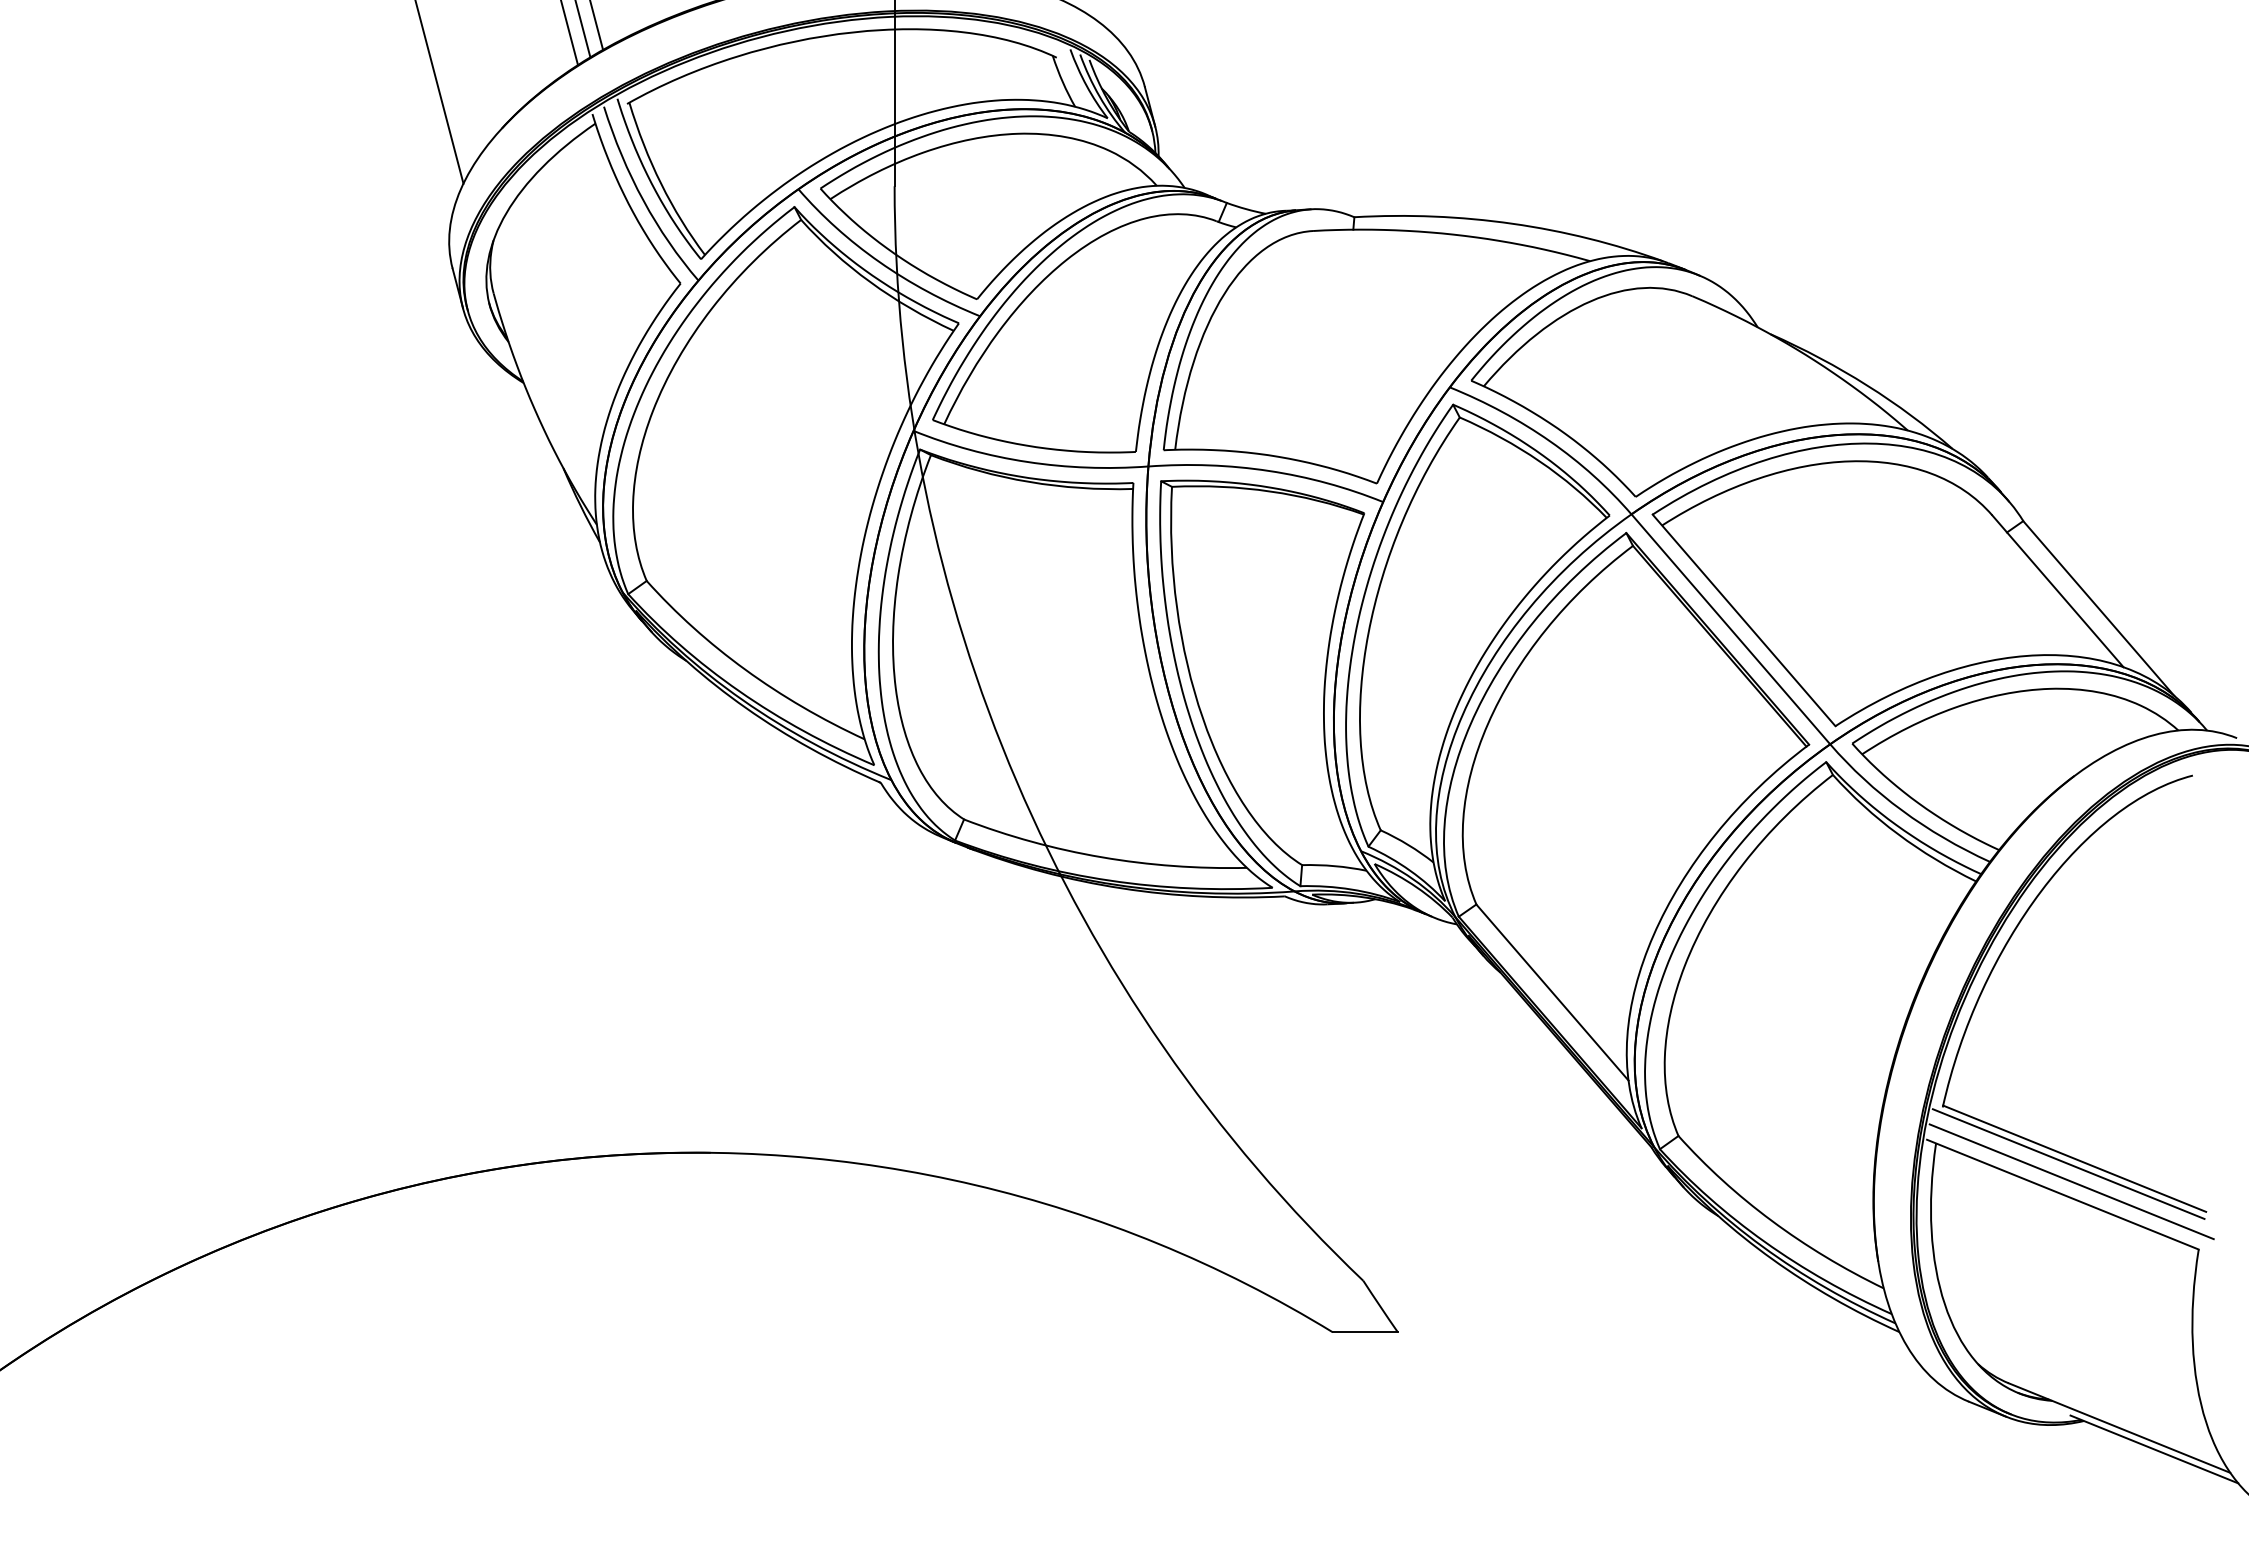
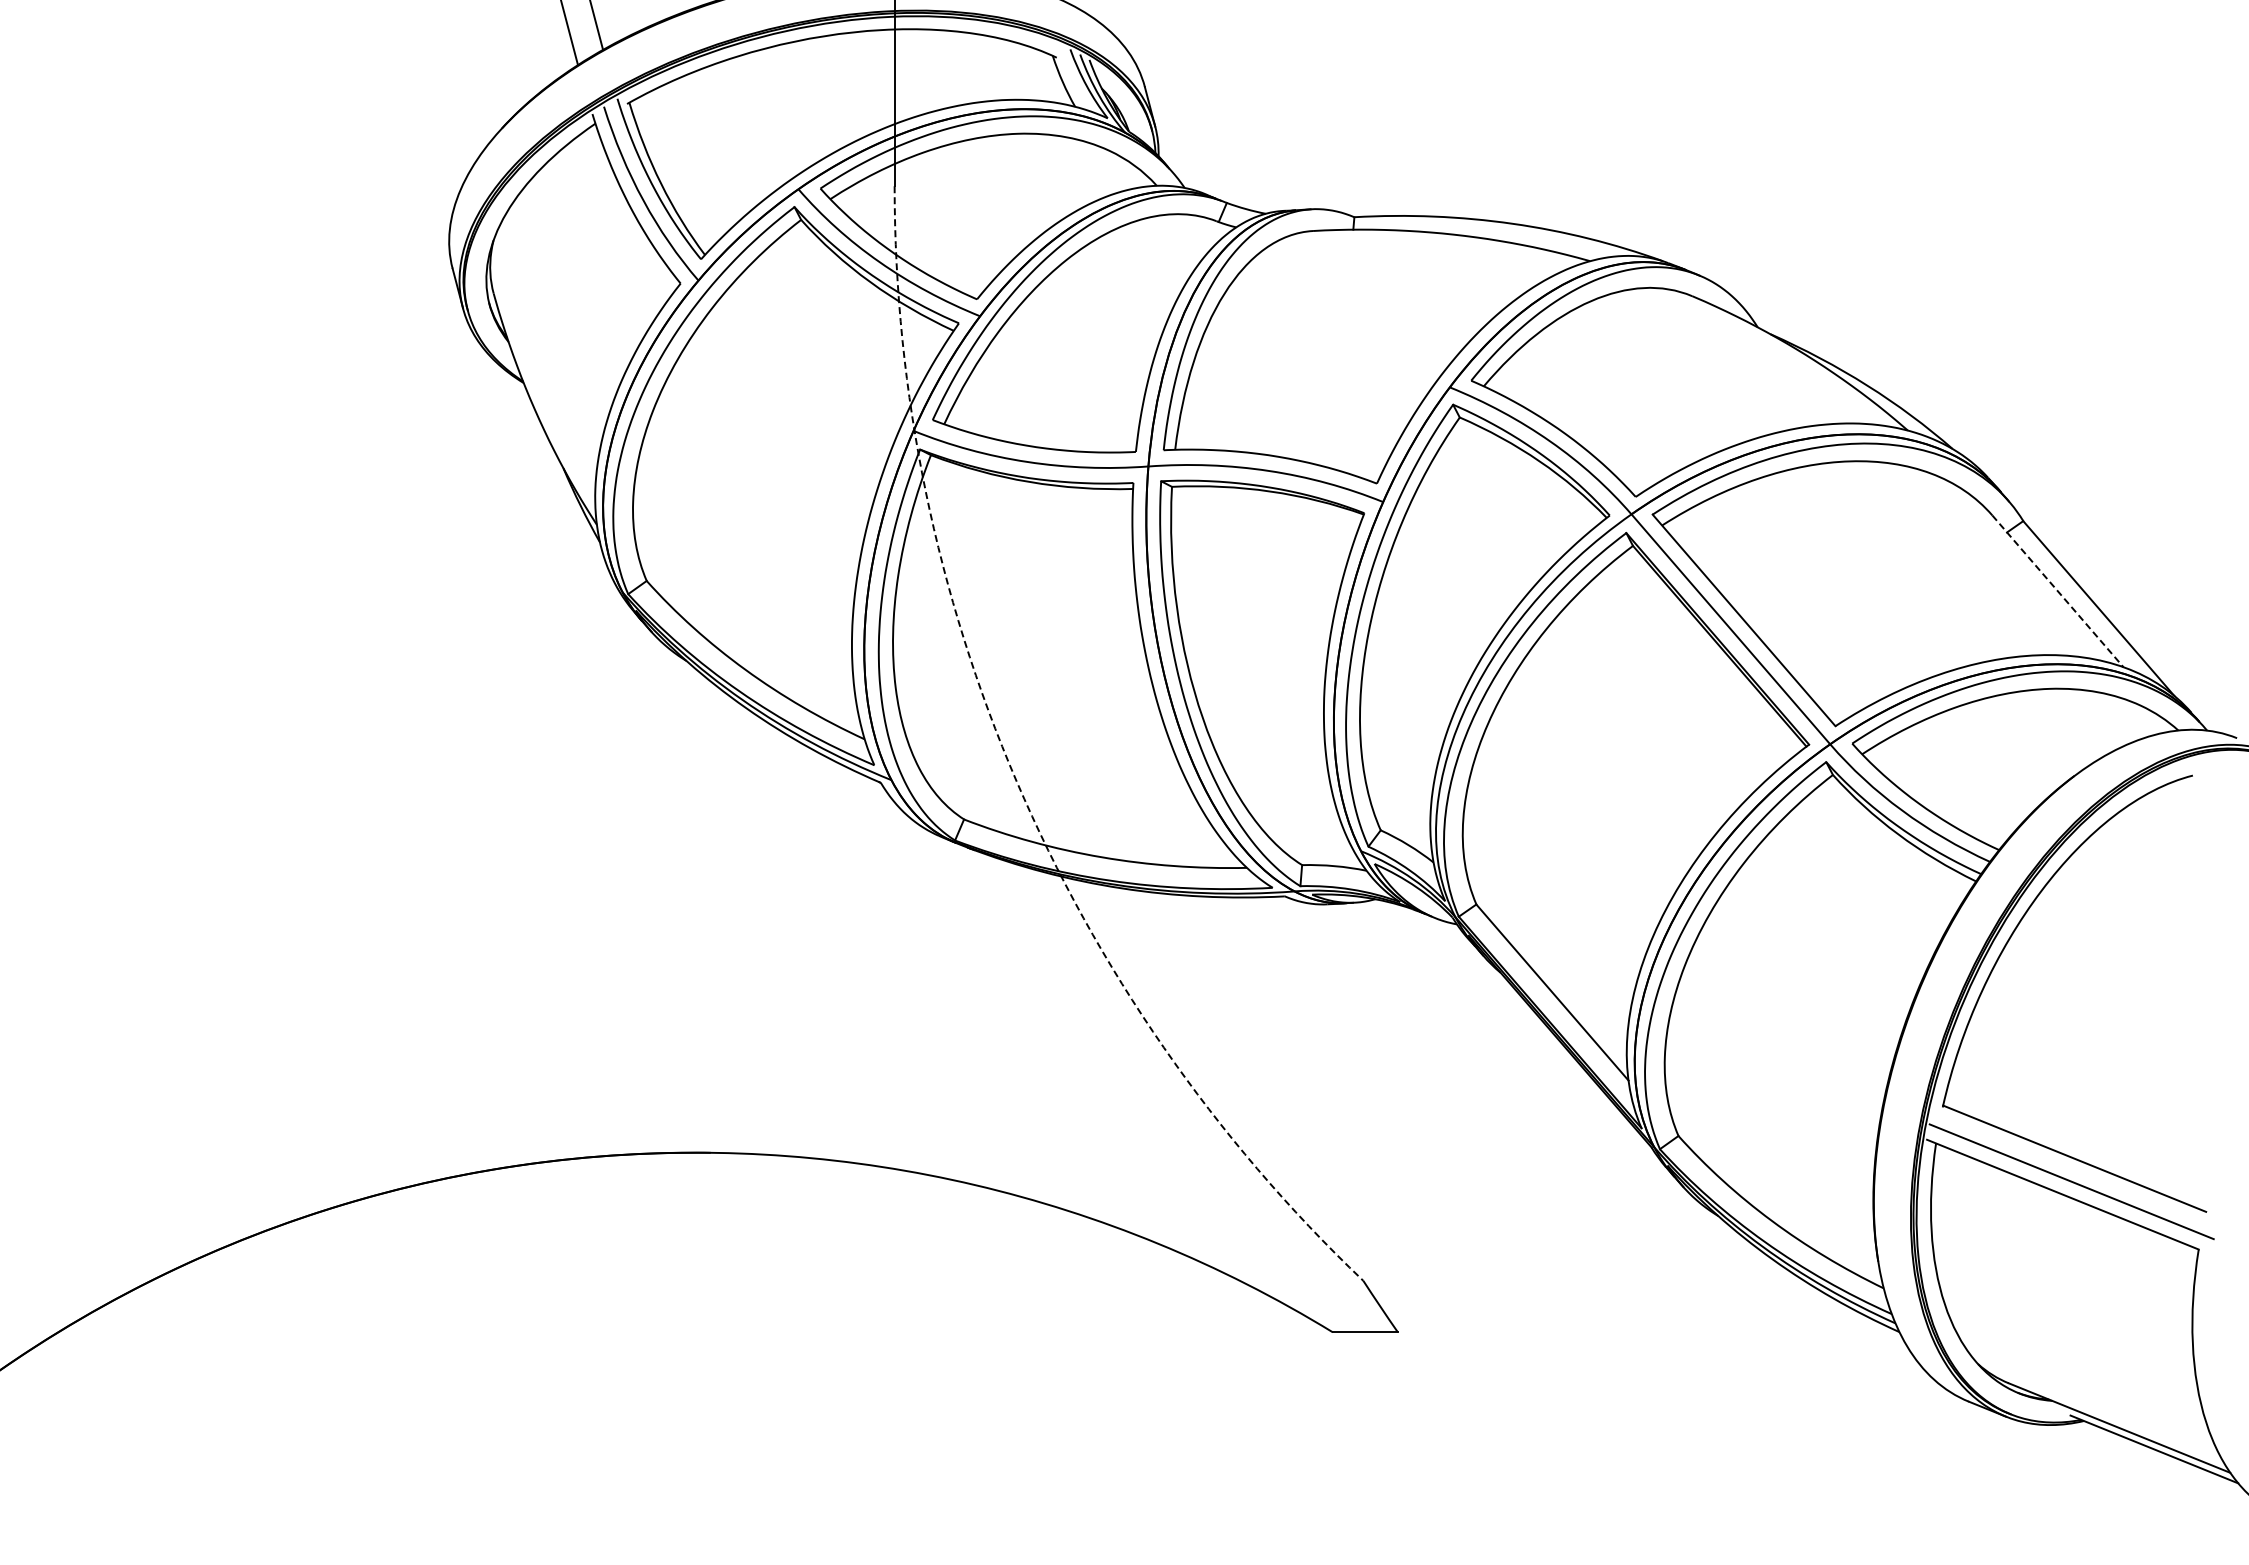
line: present -> none (583, 29)
line: present -> none (439, 92)
line: solid -> dashed (2058, 591)
arc: solid -> dashed (1016, 781)
line: present -> none (2068, 1163)
